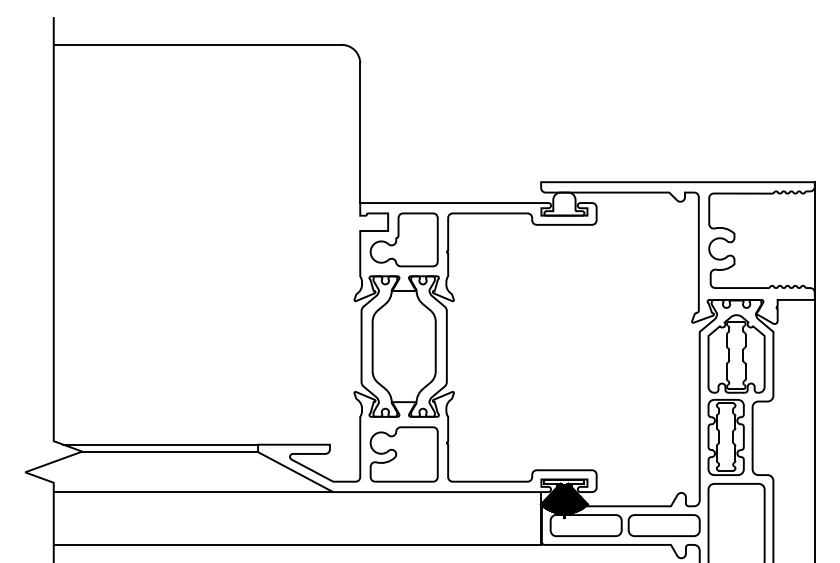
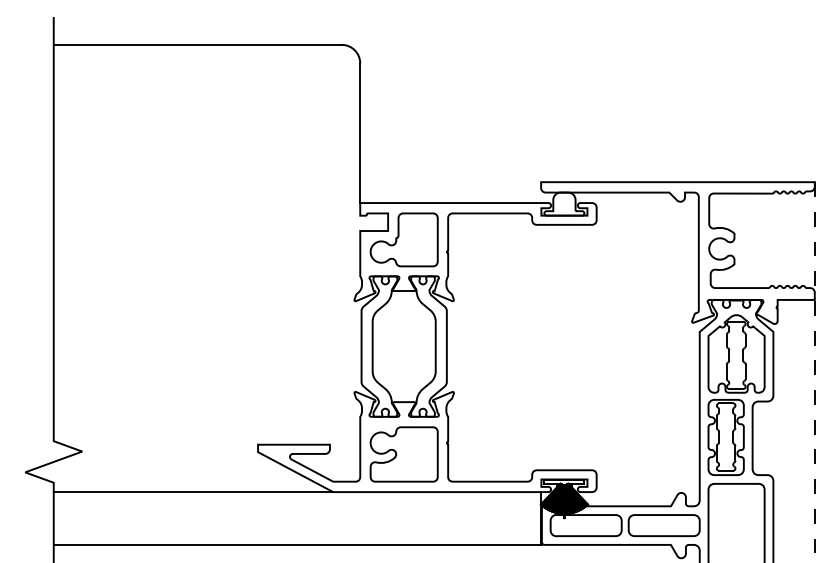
line: solid -> dashed (814, 372)
line: present -> none (160, 444)
line: present -> none (169, 452)
